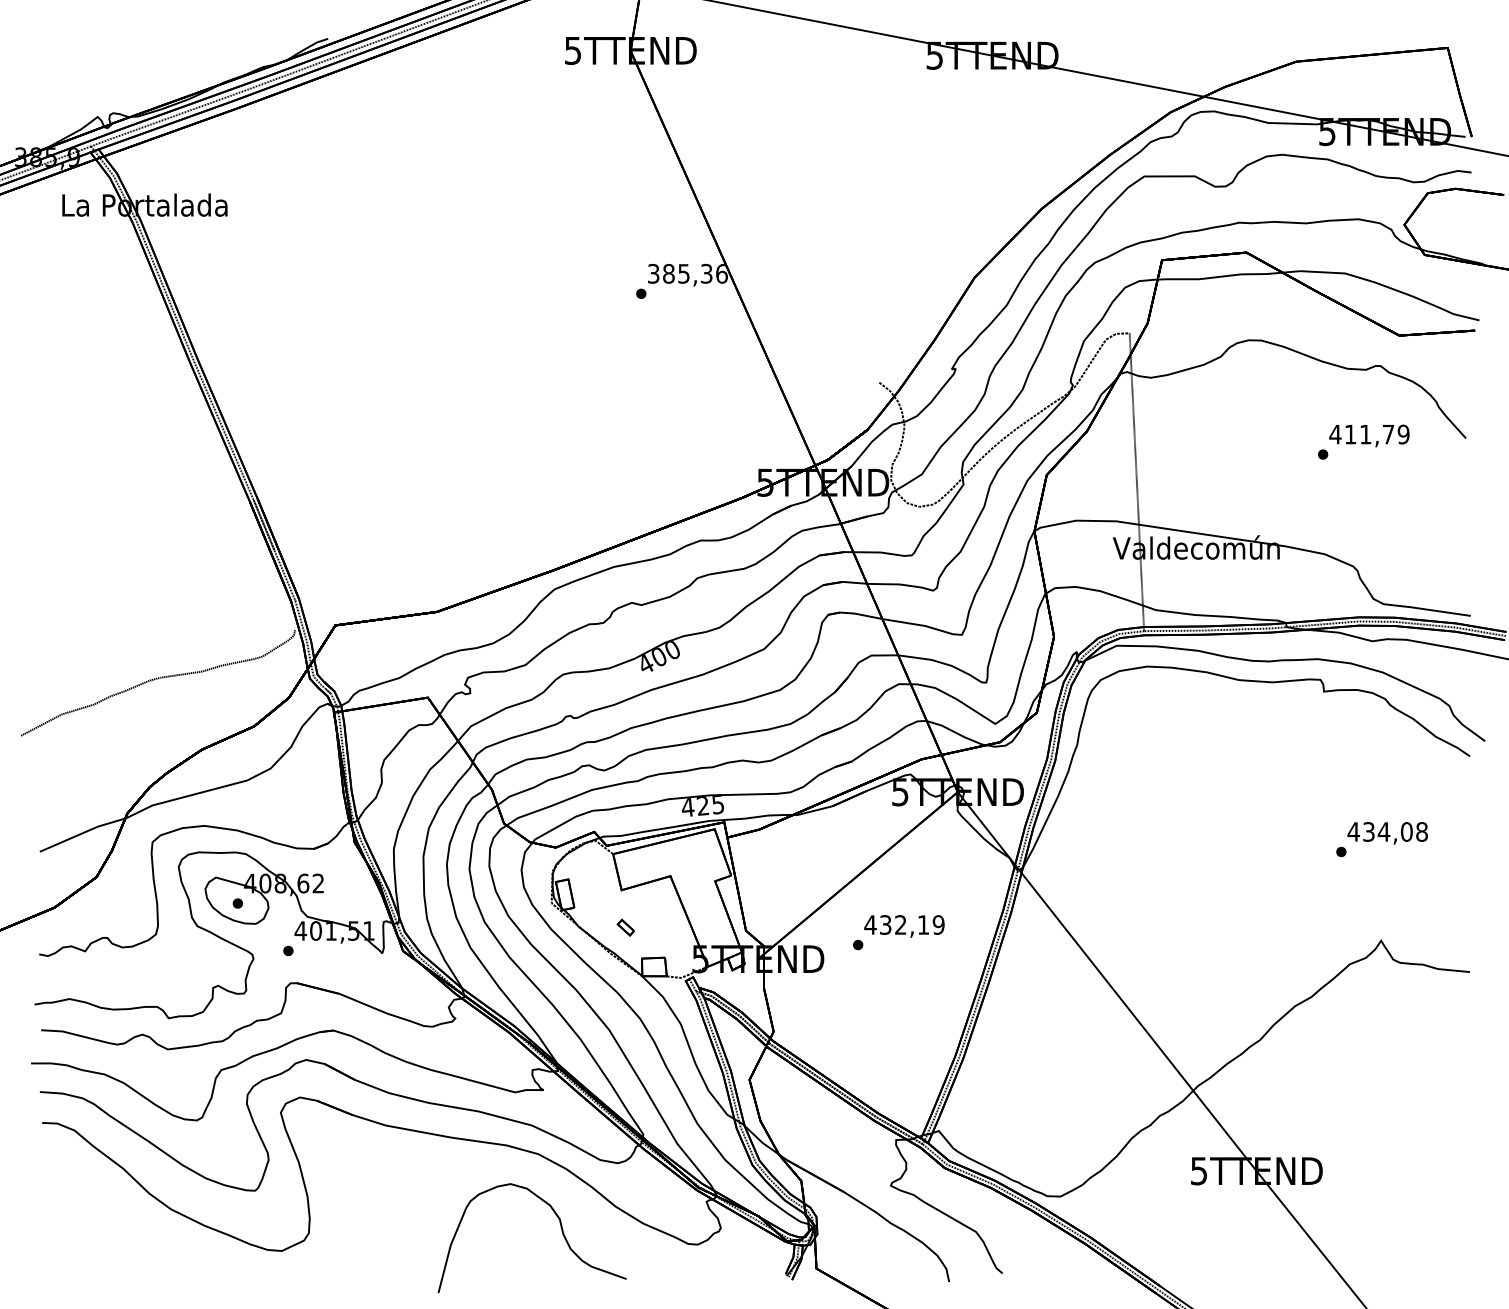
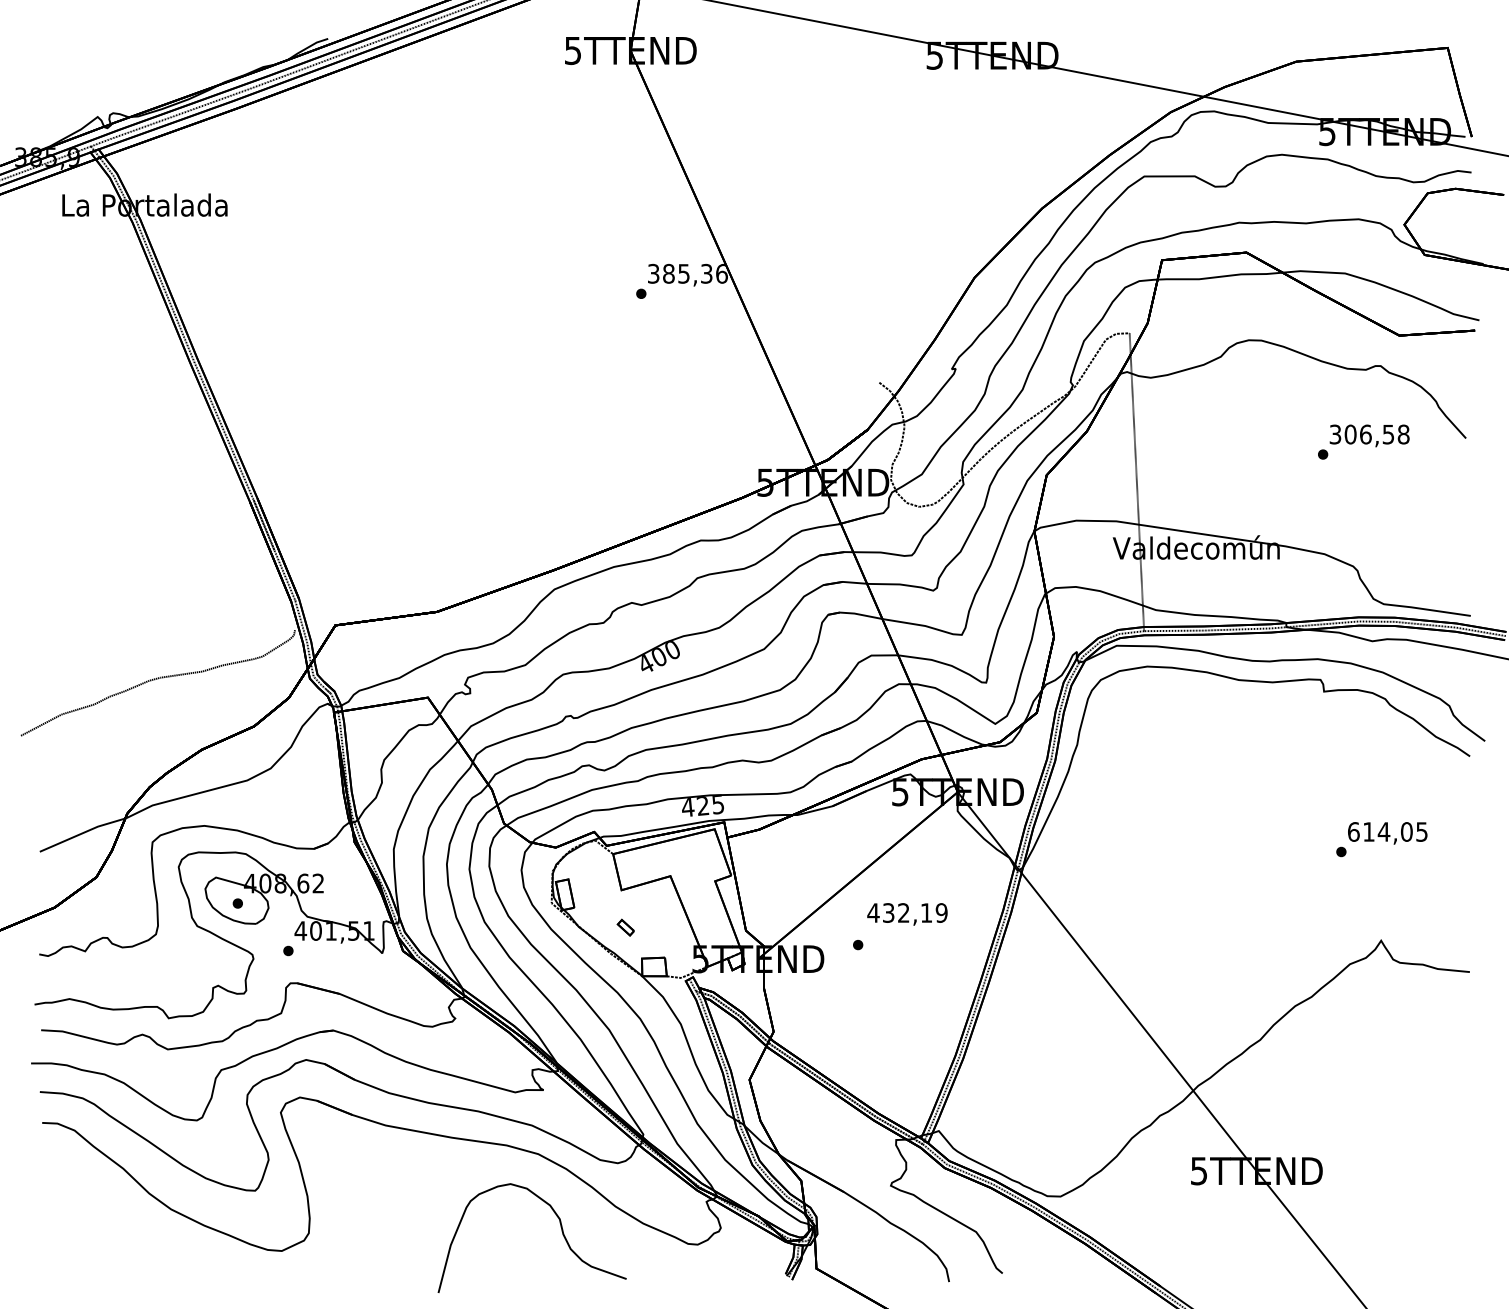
text: 411,79 -> 306,58 (1369, 434)
text: 434,08 -> 614,05 (1387, 831)
text position: (904, 926) -> (907, 914) (907, 914)
